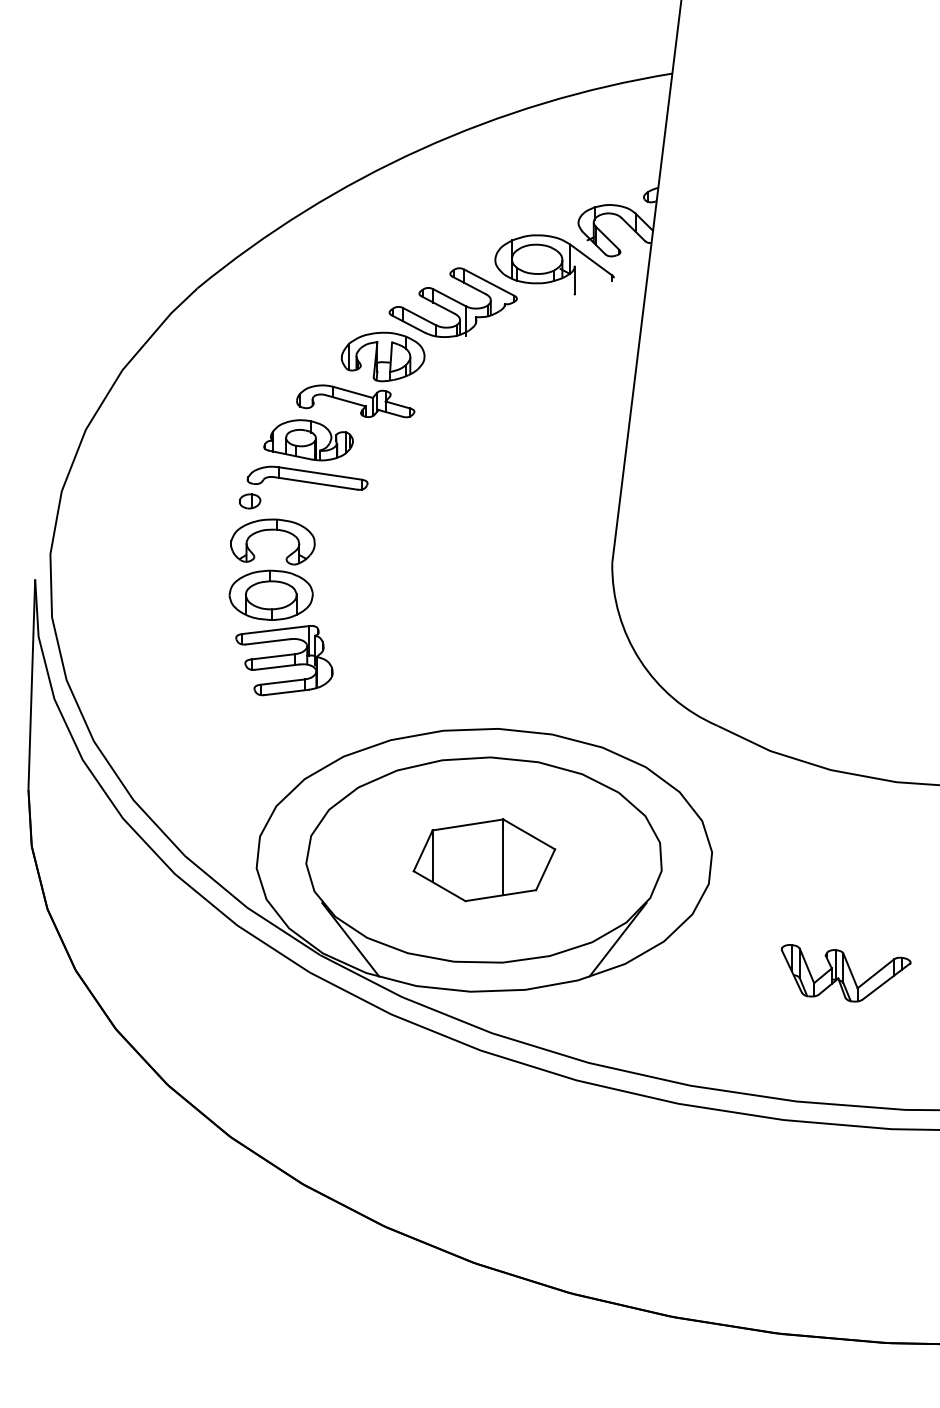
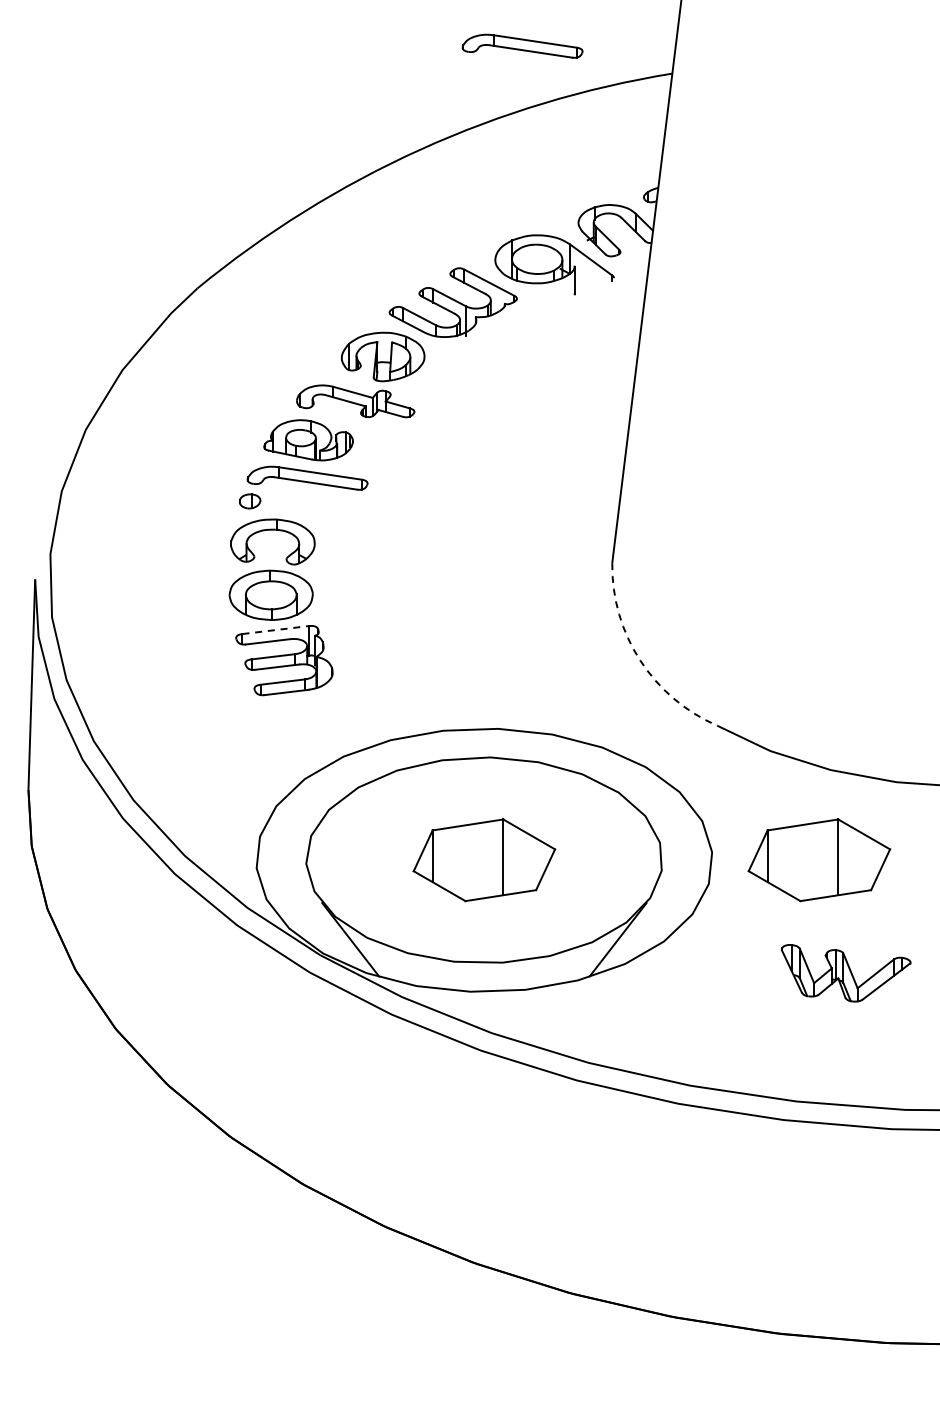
part: none -> present (522, 45)
line: solid -> dashed (275, 630)
arc: solid -> dashed (640, 660)
part: none -> present (819, 860)
